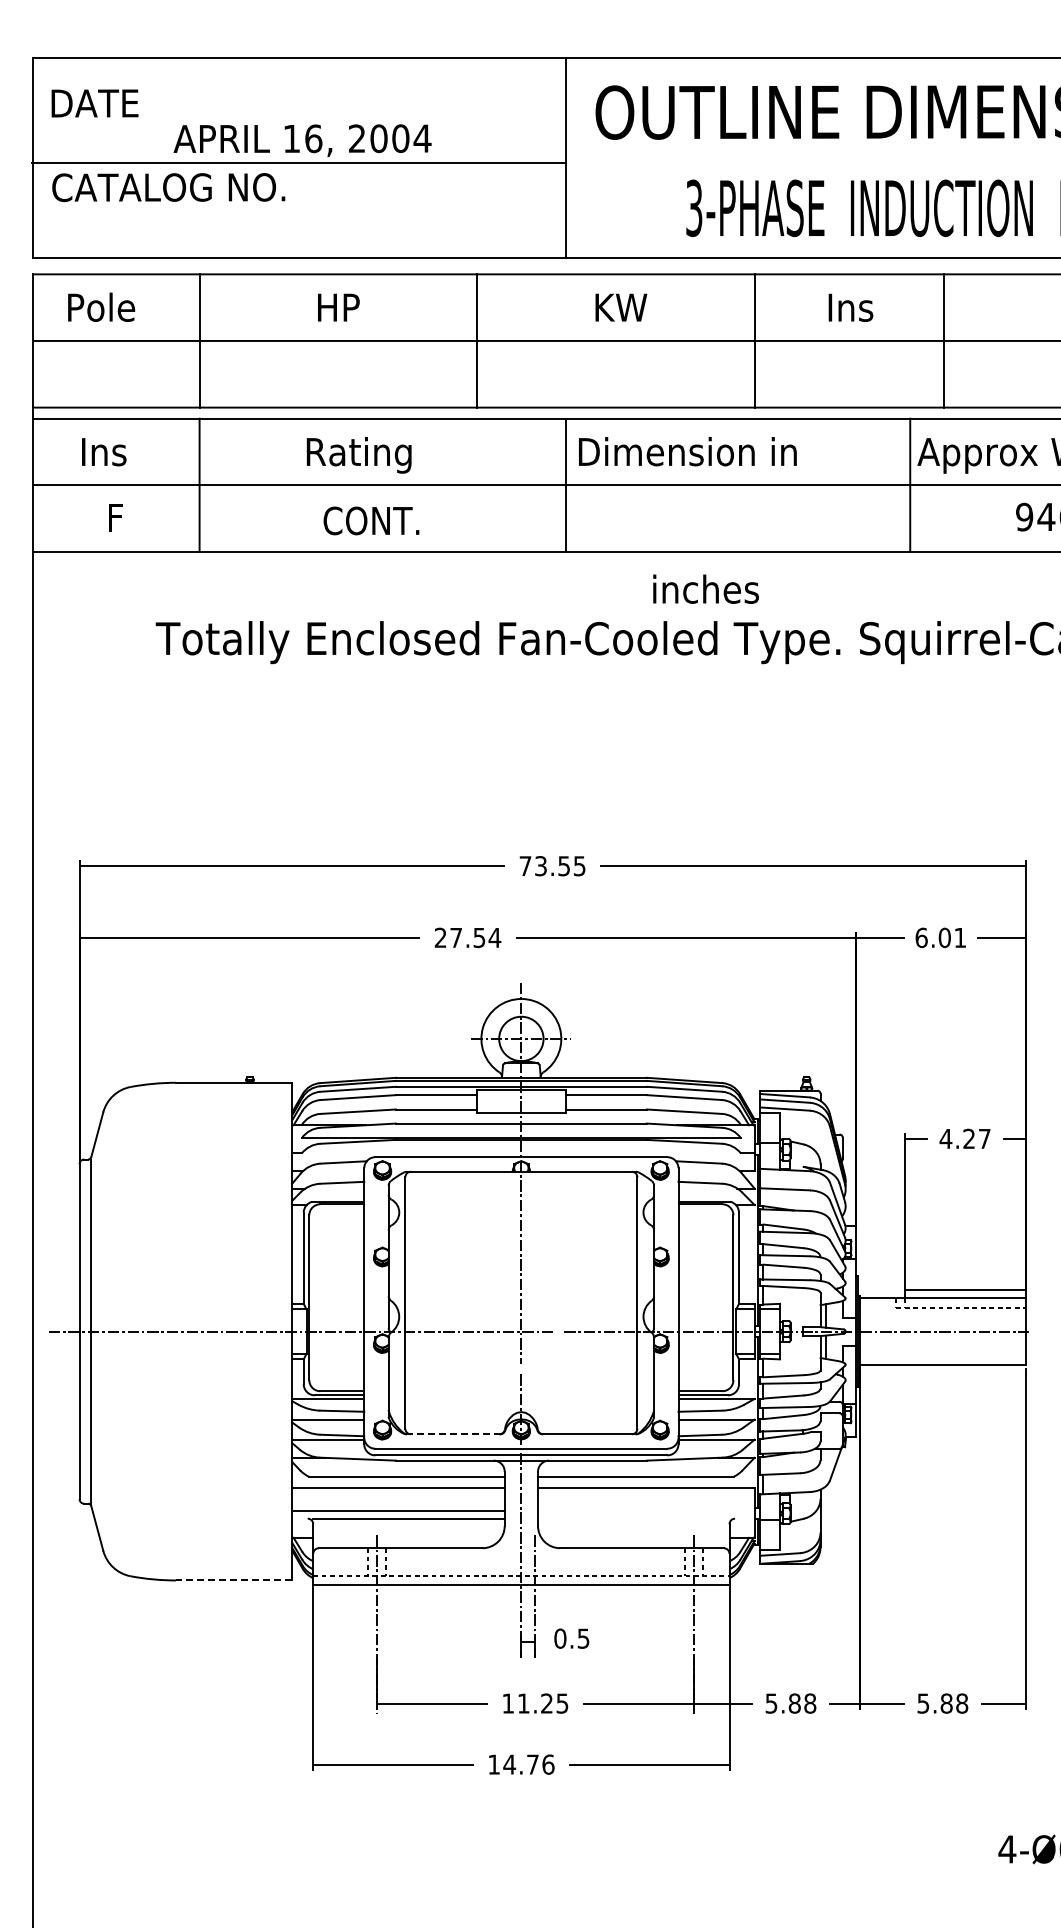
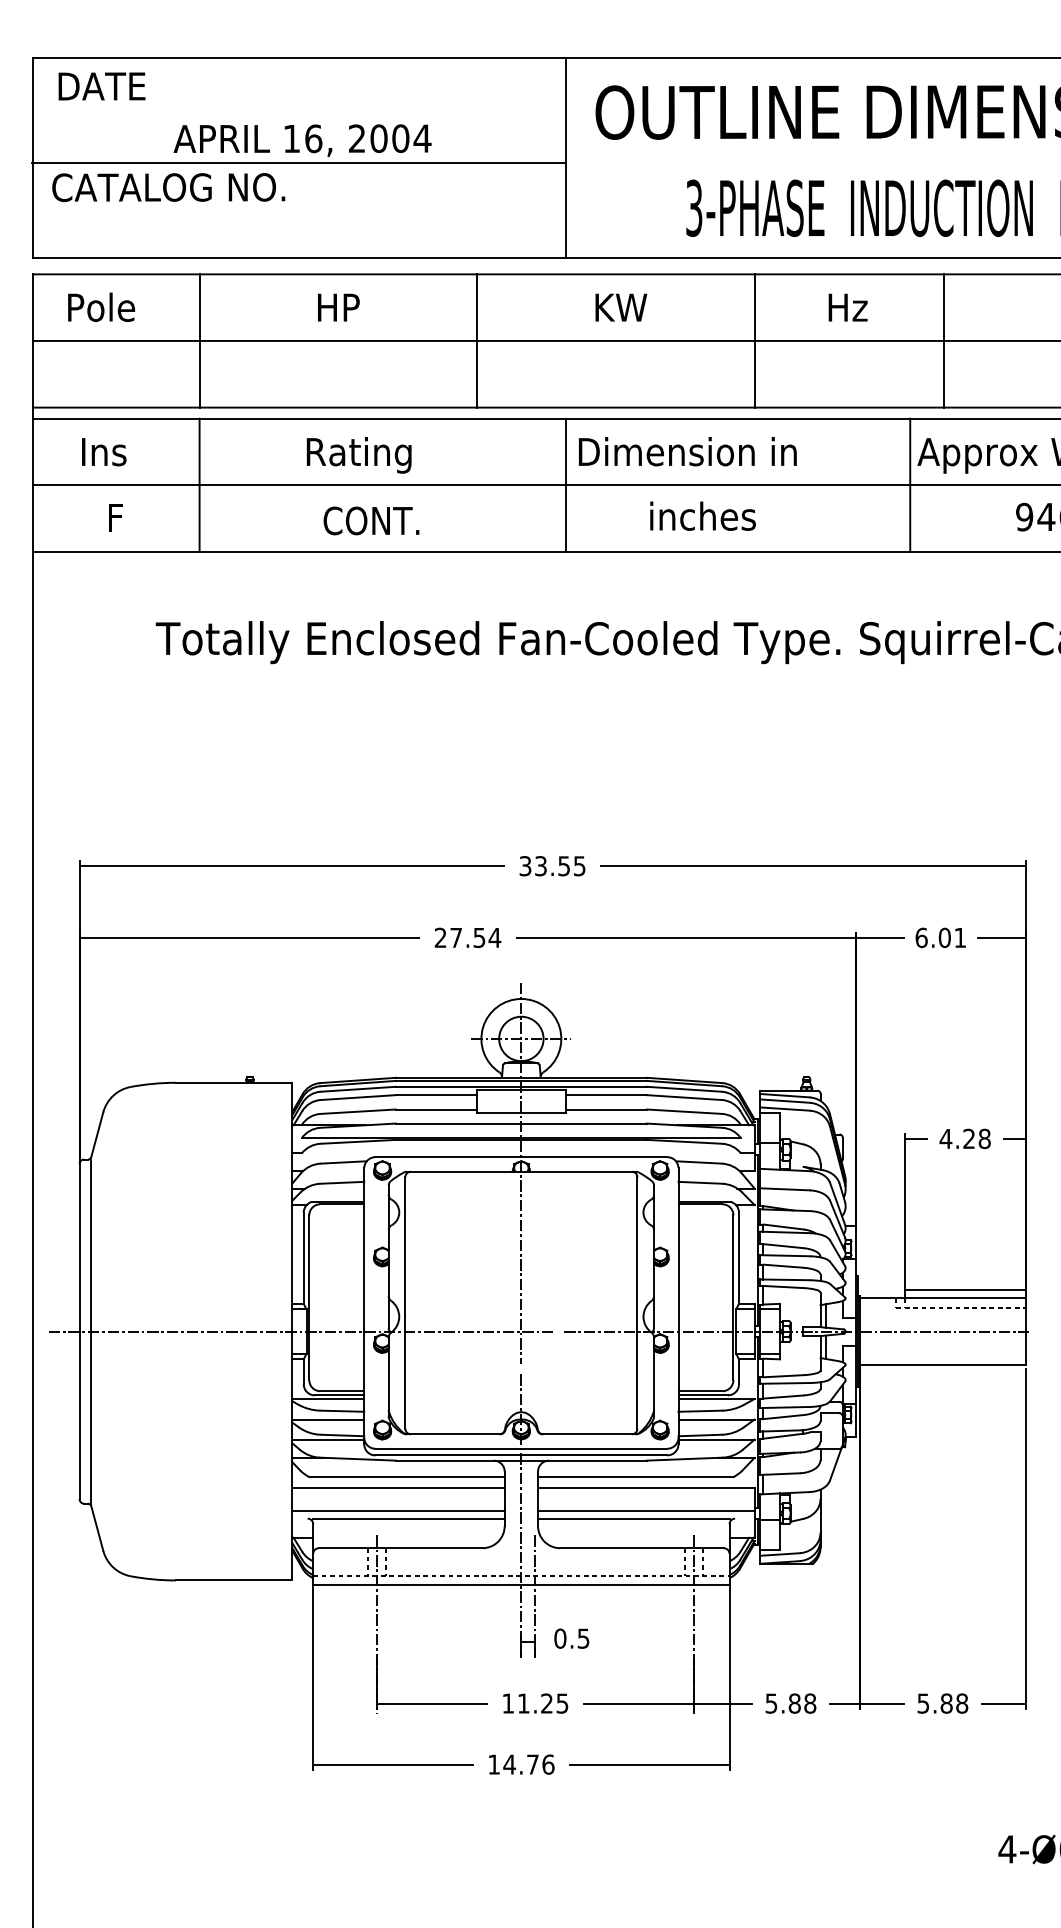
text position: (94, 103) -> (101, 86) (101, 86)
text: Ins -> Hz (852, 307)
text position: (705, 588) -> (702, 515) (702, 515)
text: 73.55 -> 33.55 (525, 866)
text: 4.27 -> 4.28 (984, 1138)
line: dashed -> solid (453, 1434)
line: none -> present (646, 1511)
line: none -> present (633, 1518)
line: dashed -> solid (233, 1580)
